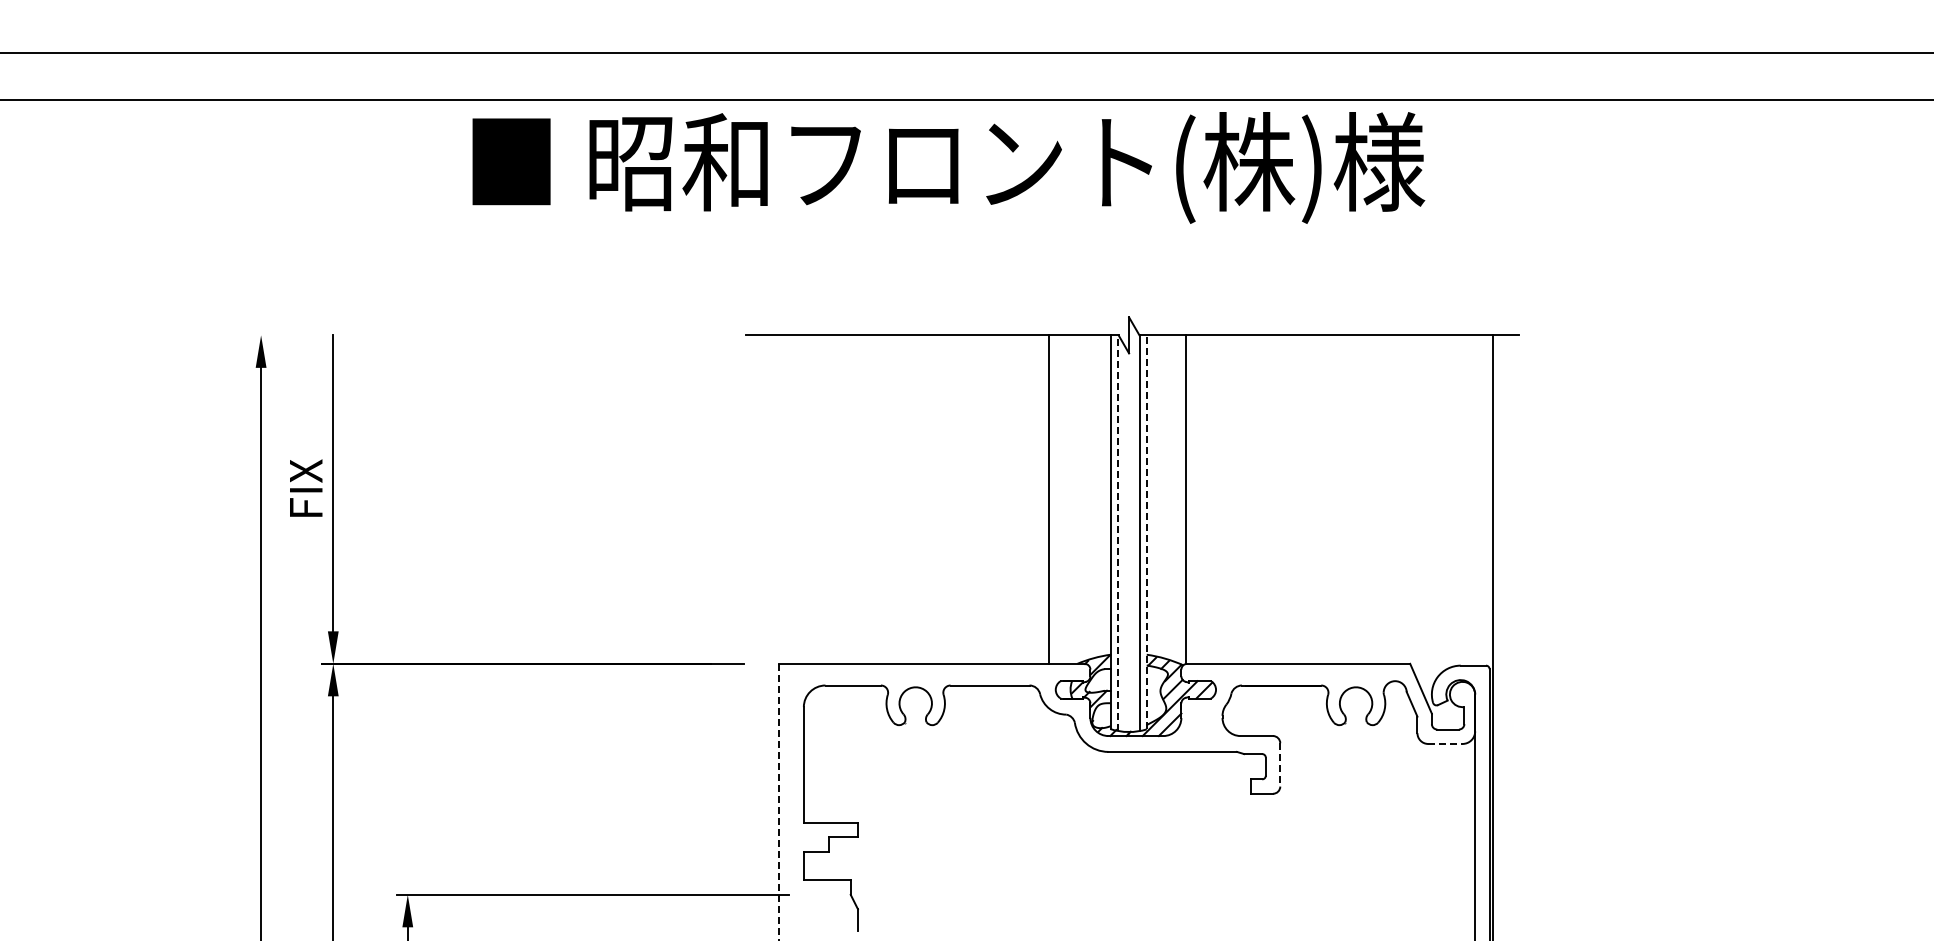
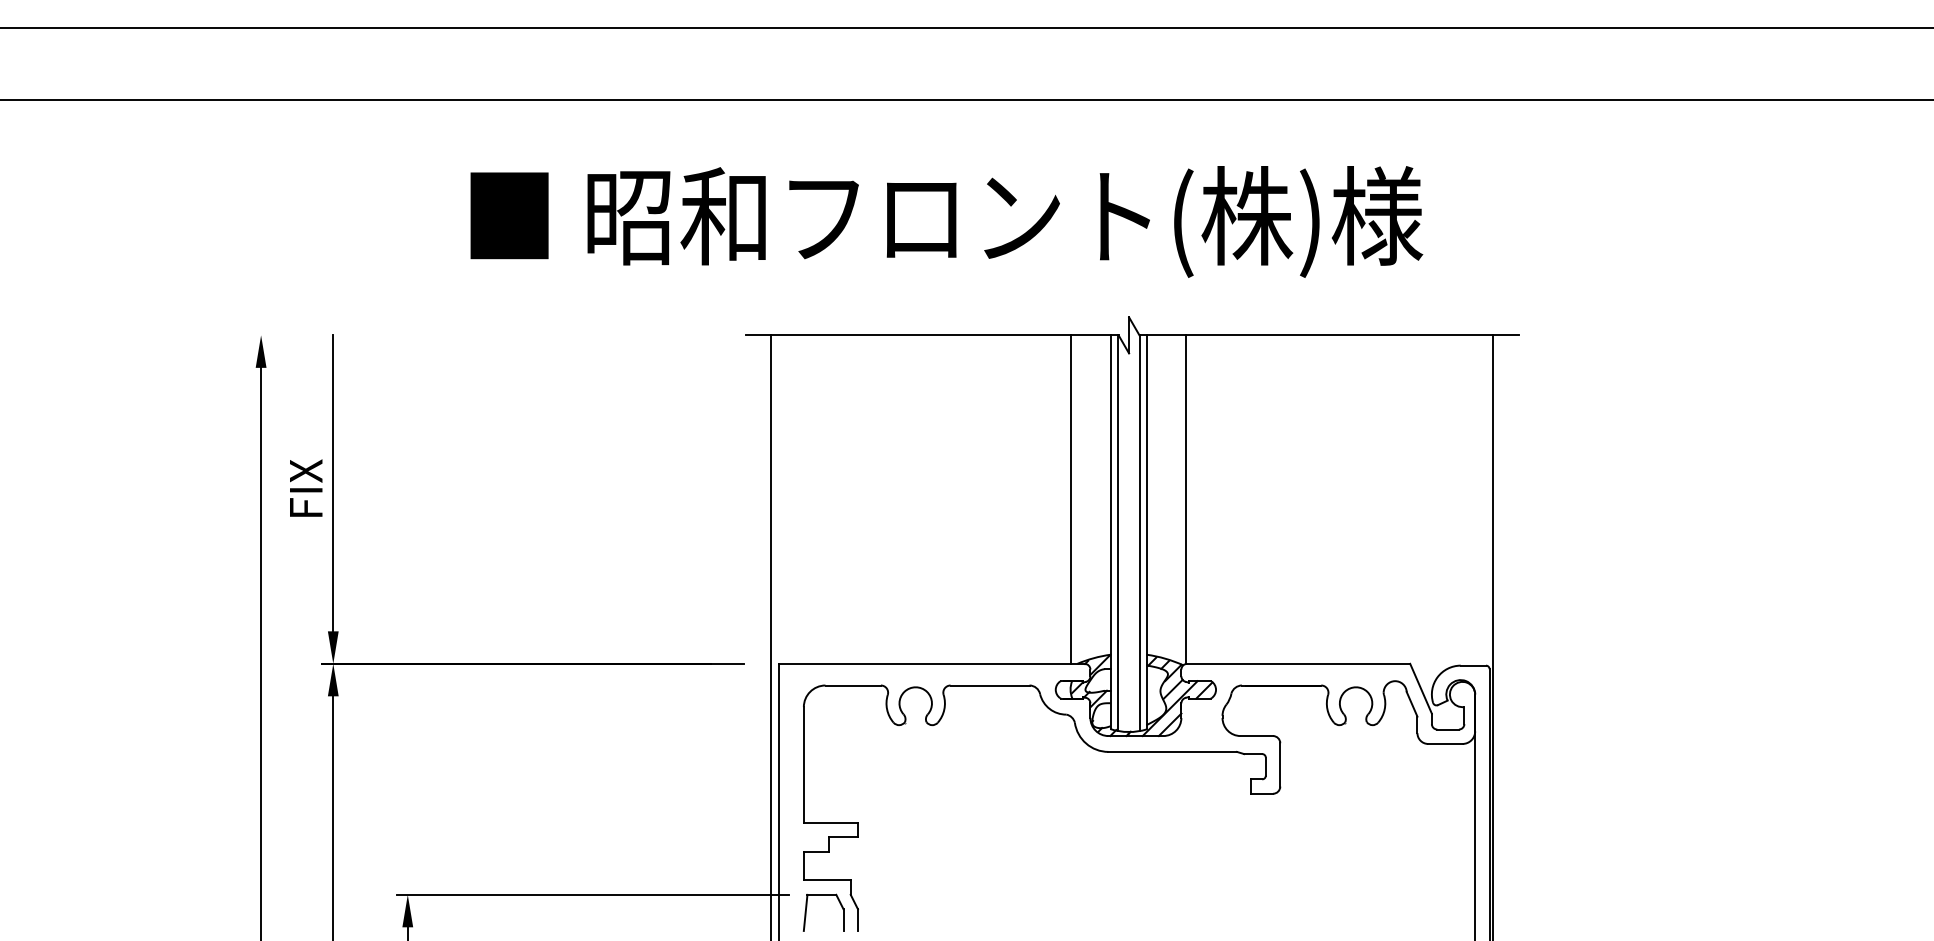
line position: (966, 53) -> (966, 28) (966, 28)
text position: (948, 167) -> (946, 221) (946, 221)
line position: (1048, 499) -> (1070, 499) (1070, 499)
line: dashed -> solid (1146, 532)
line: dashed -> solid (1117, 533)
line: none -> present (771, 636)
line: dashed -> solid (1445, 743)
line: dashed -> solid (1280, 764)
line: dashed -> solid (778, 802)
part: none -> present (807, 907)
